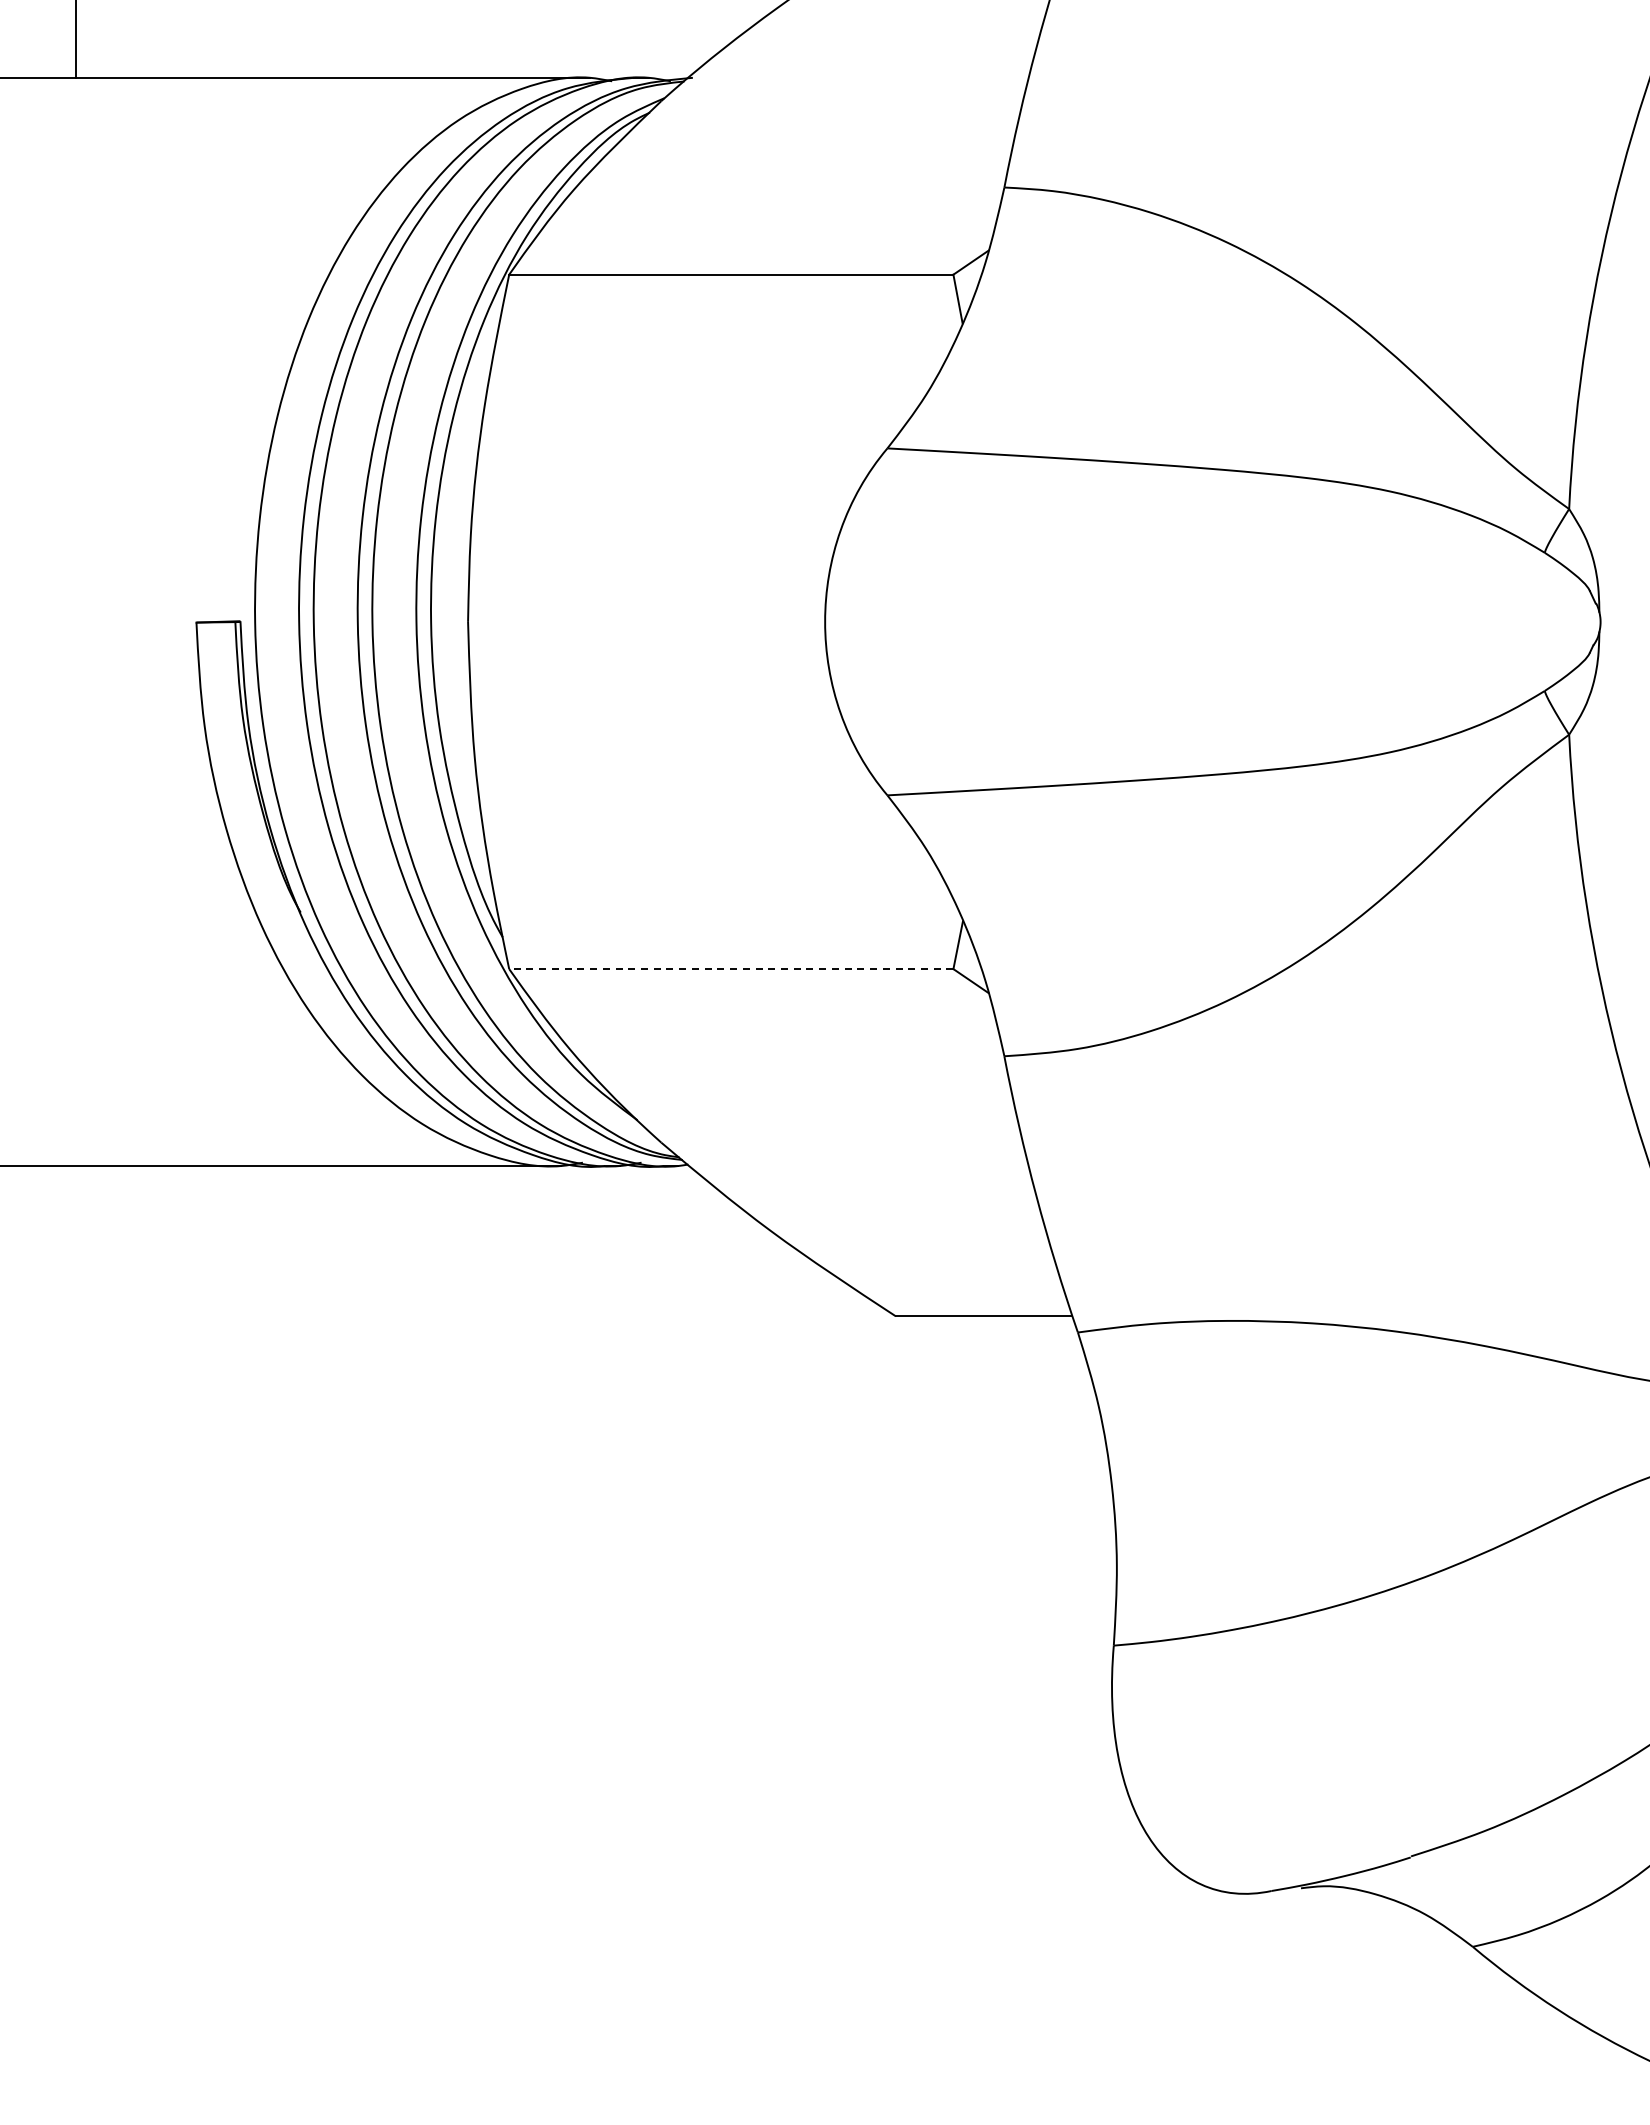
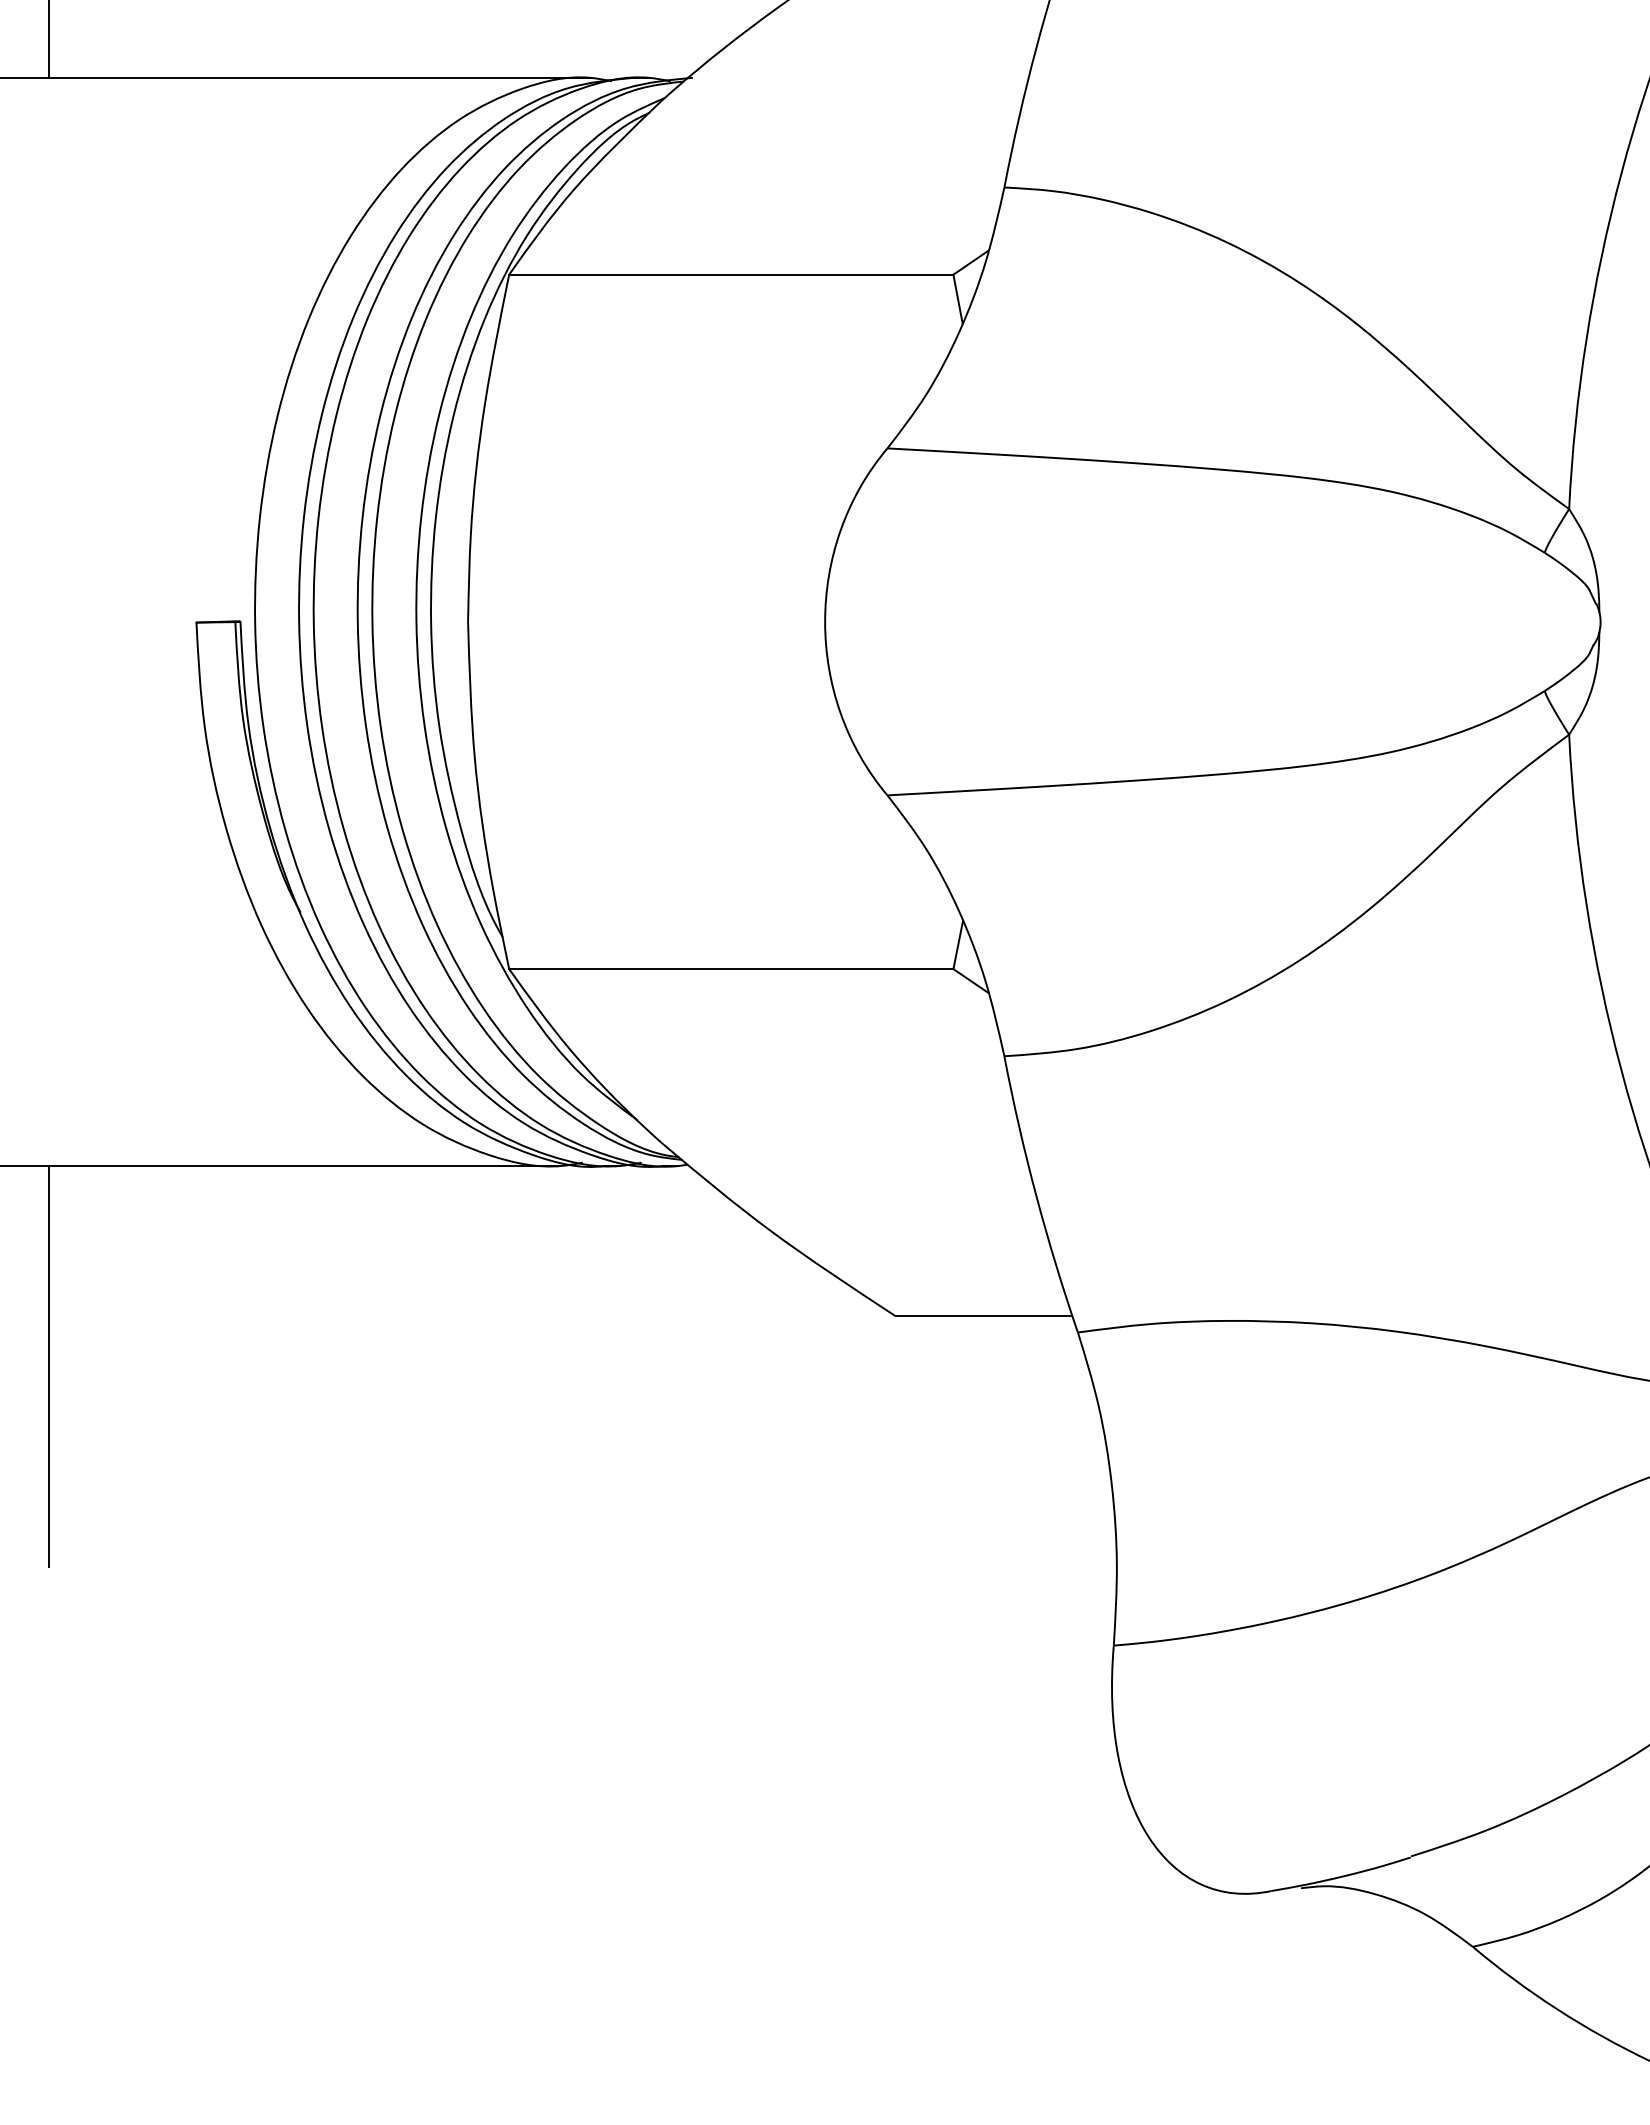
line position: (76, 39) -> (49, 39) (49, 39)
line: dashed -> solid (730, 969)
line: none -> present (49, 1366)
